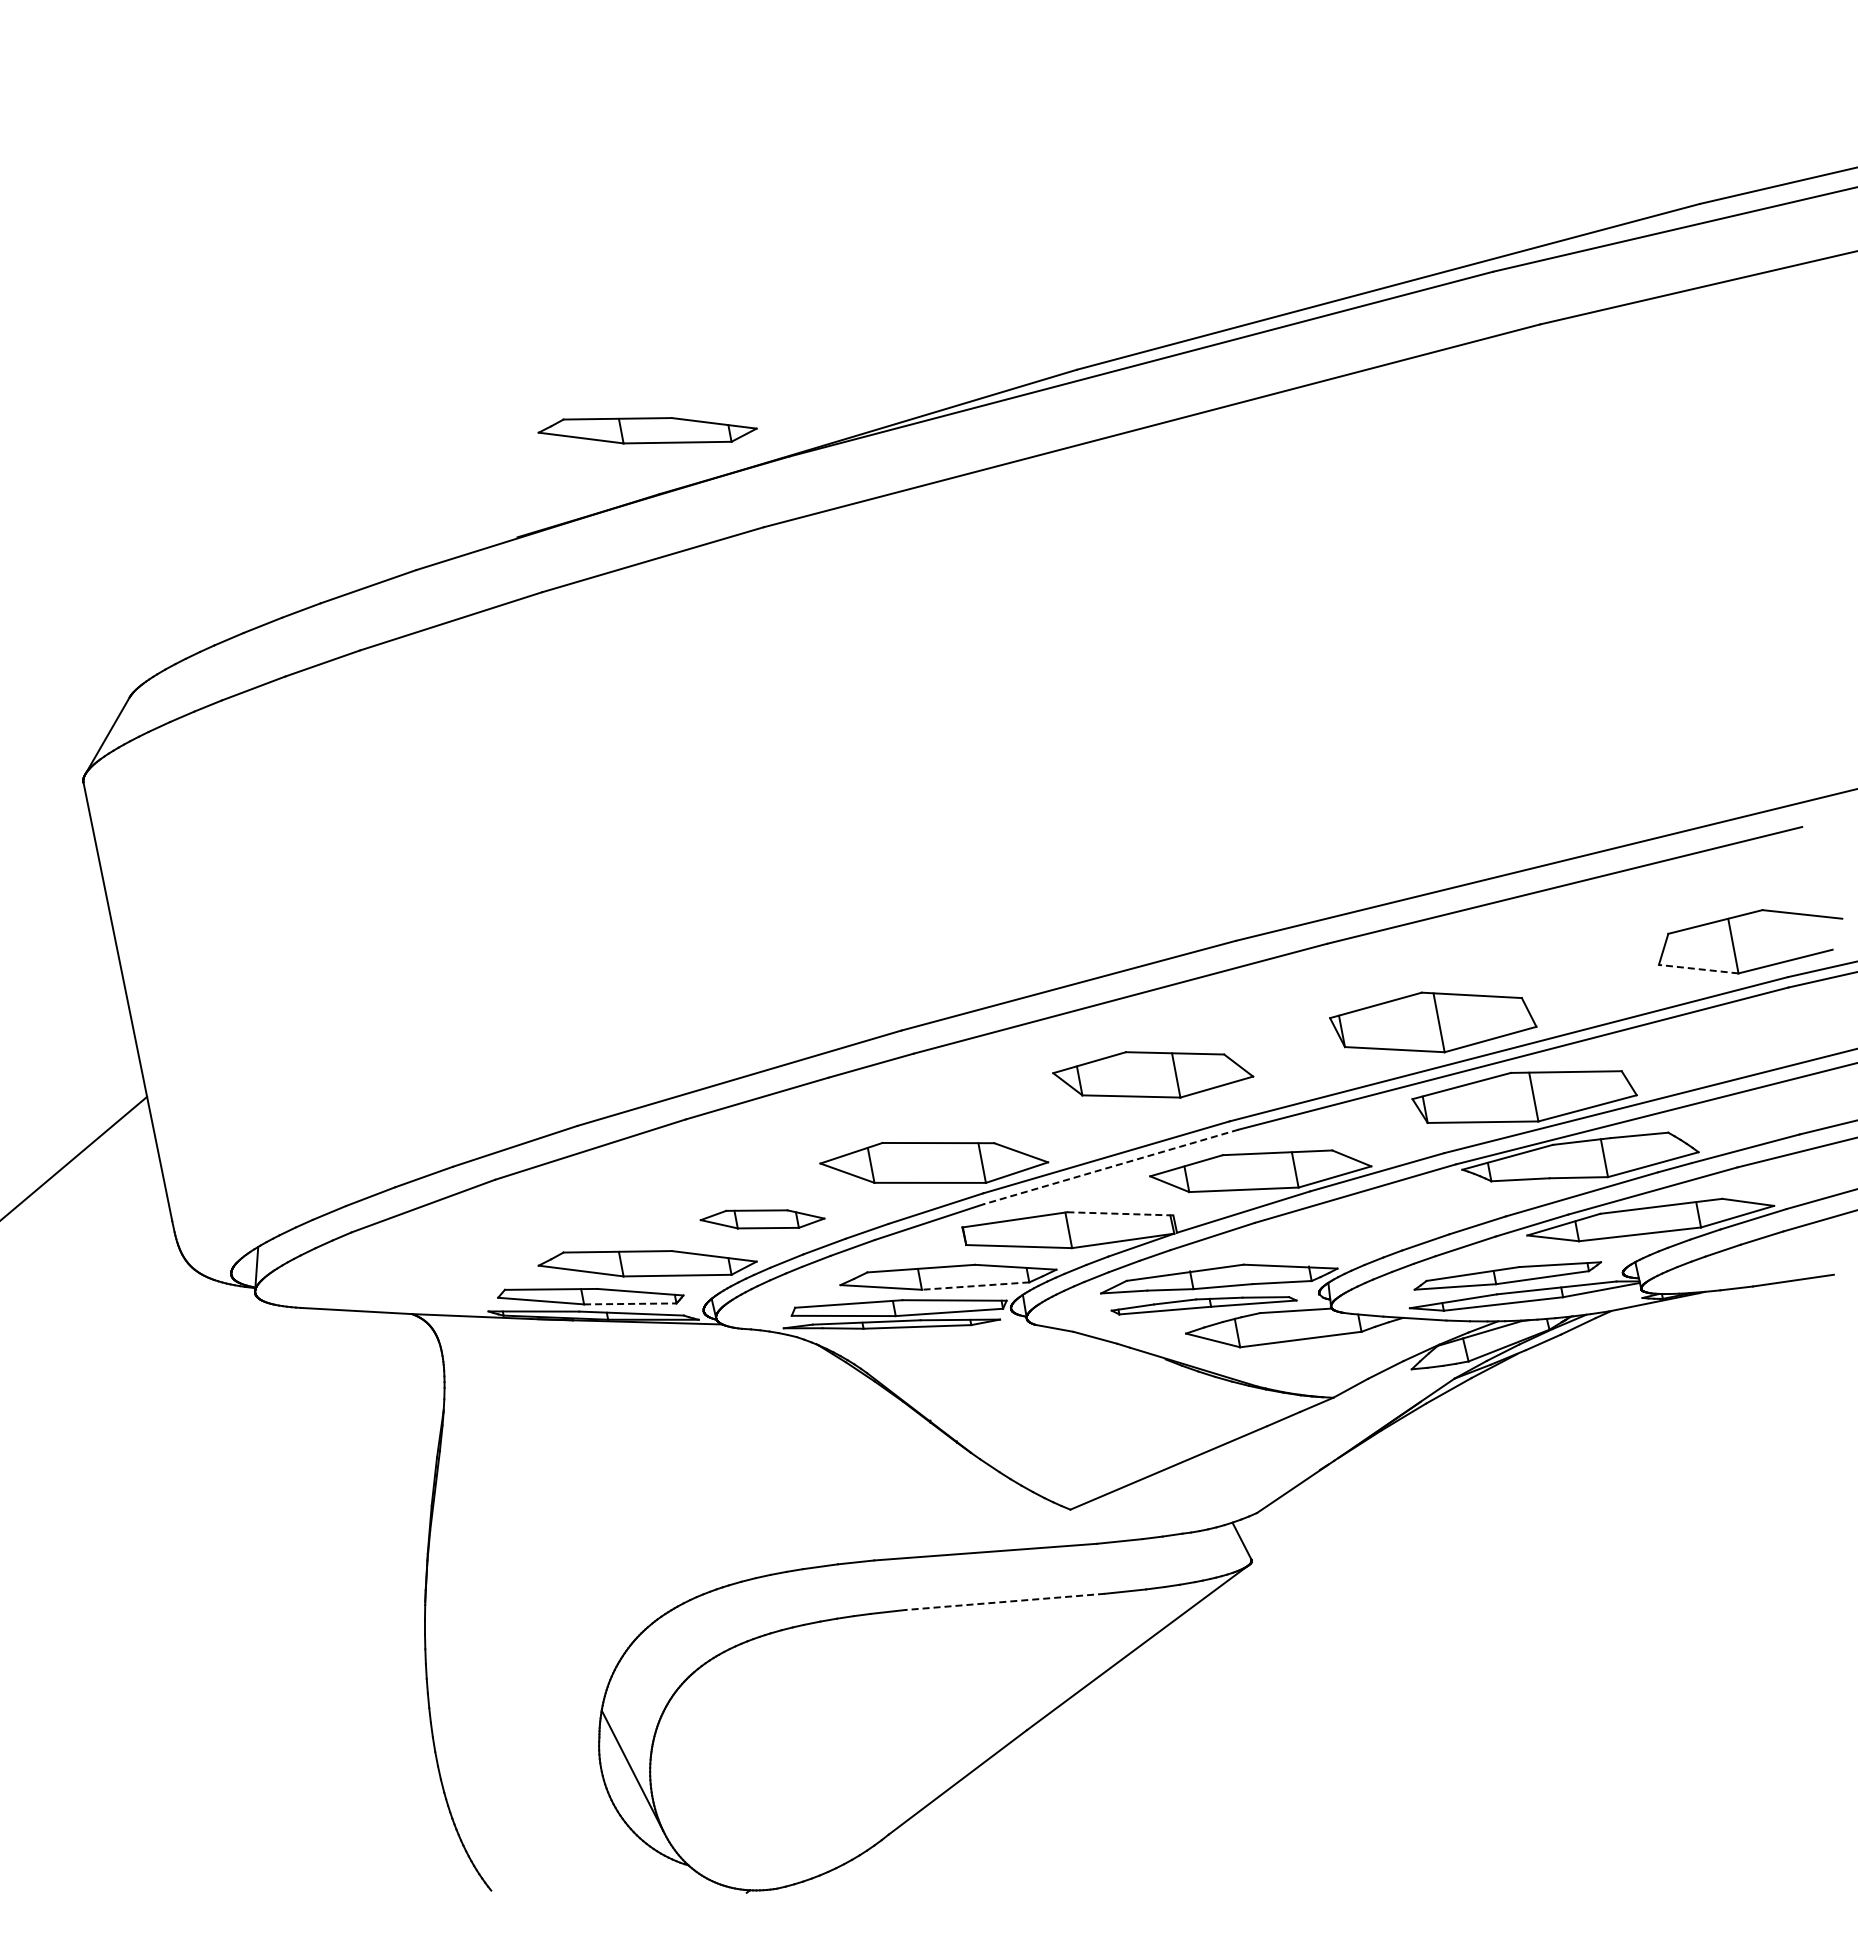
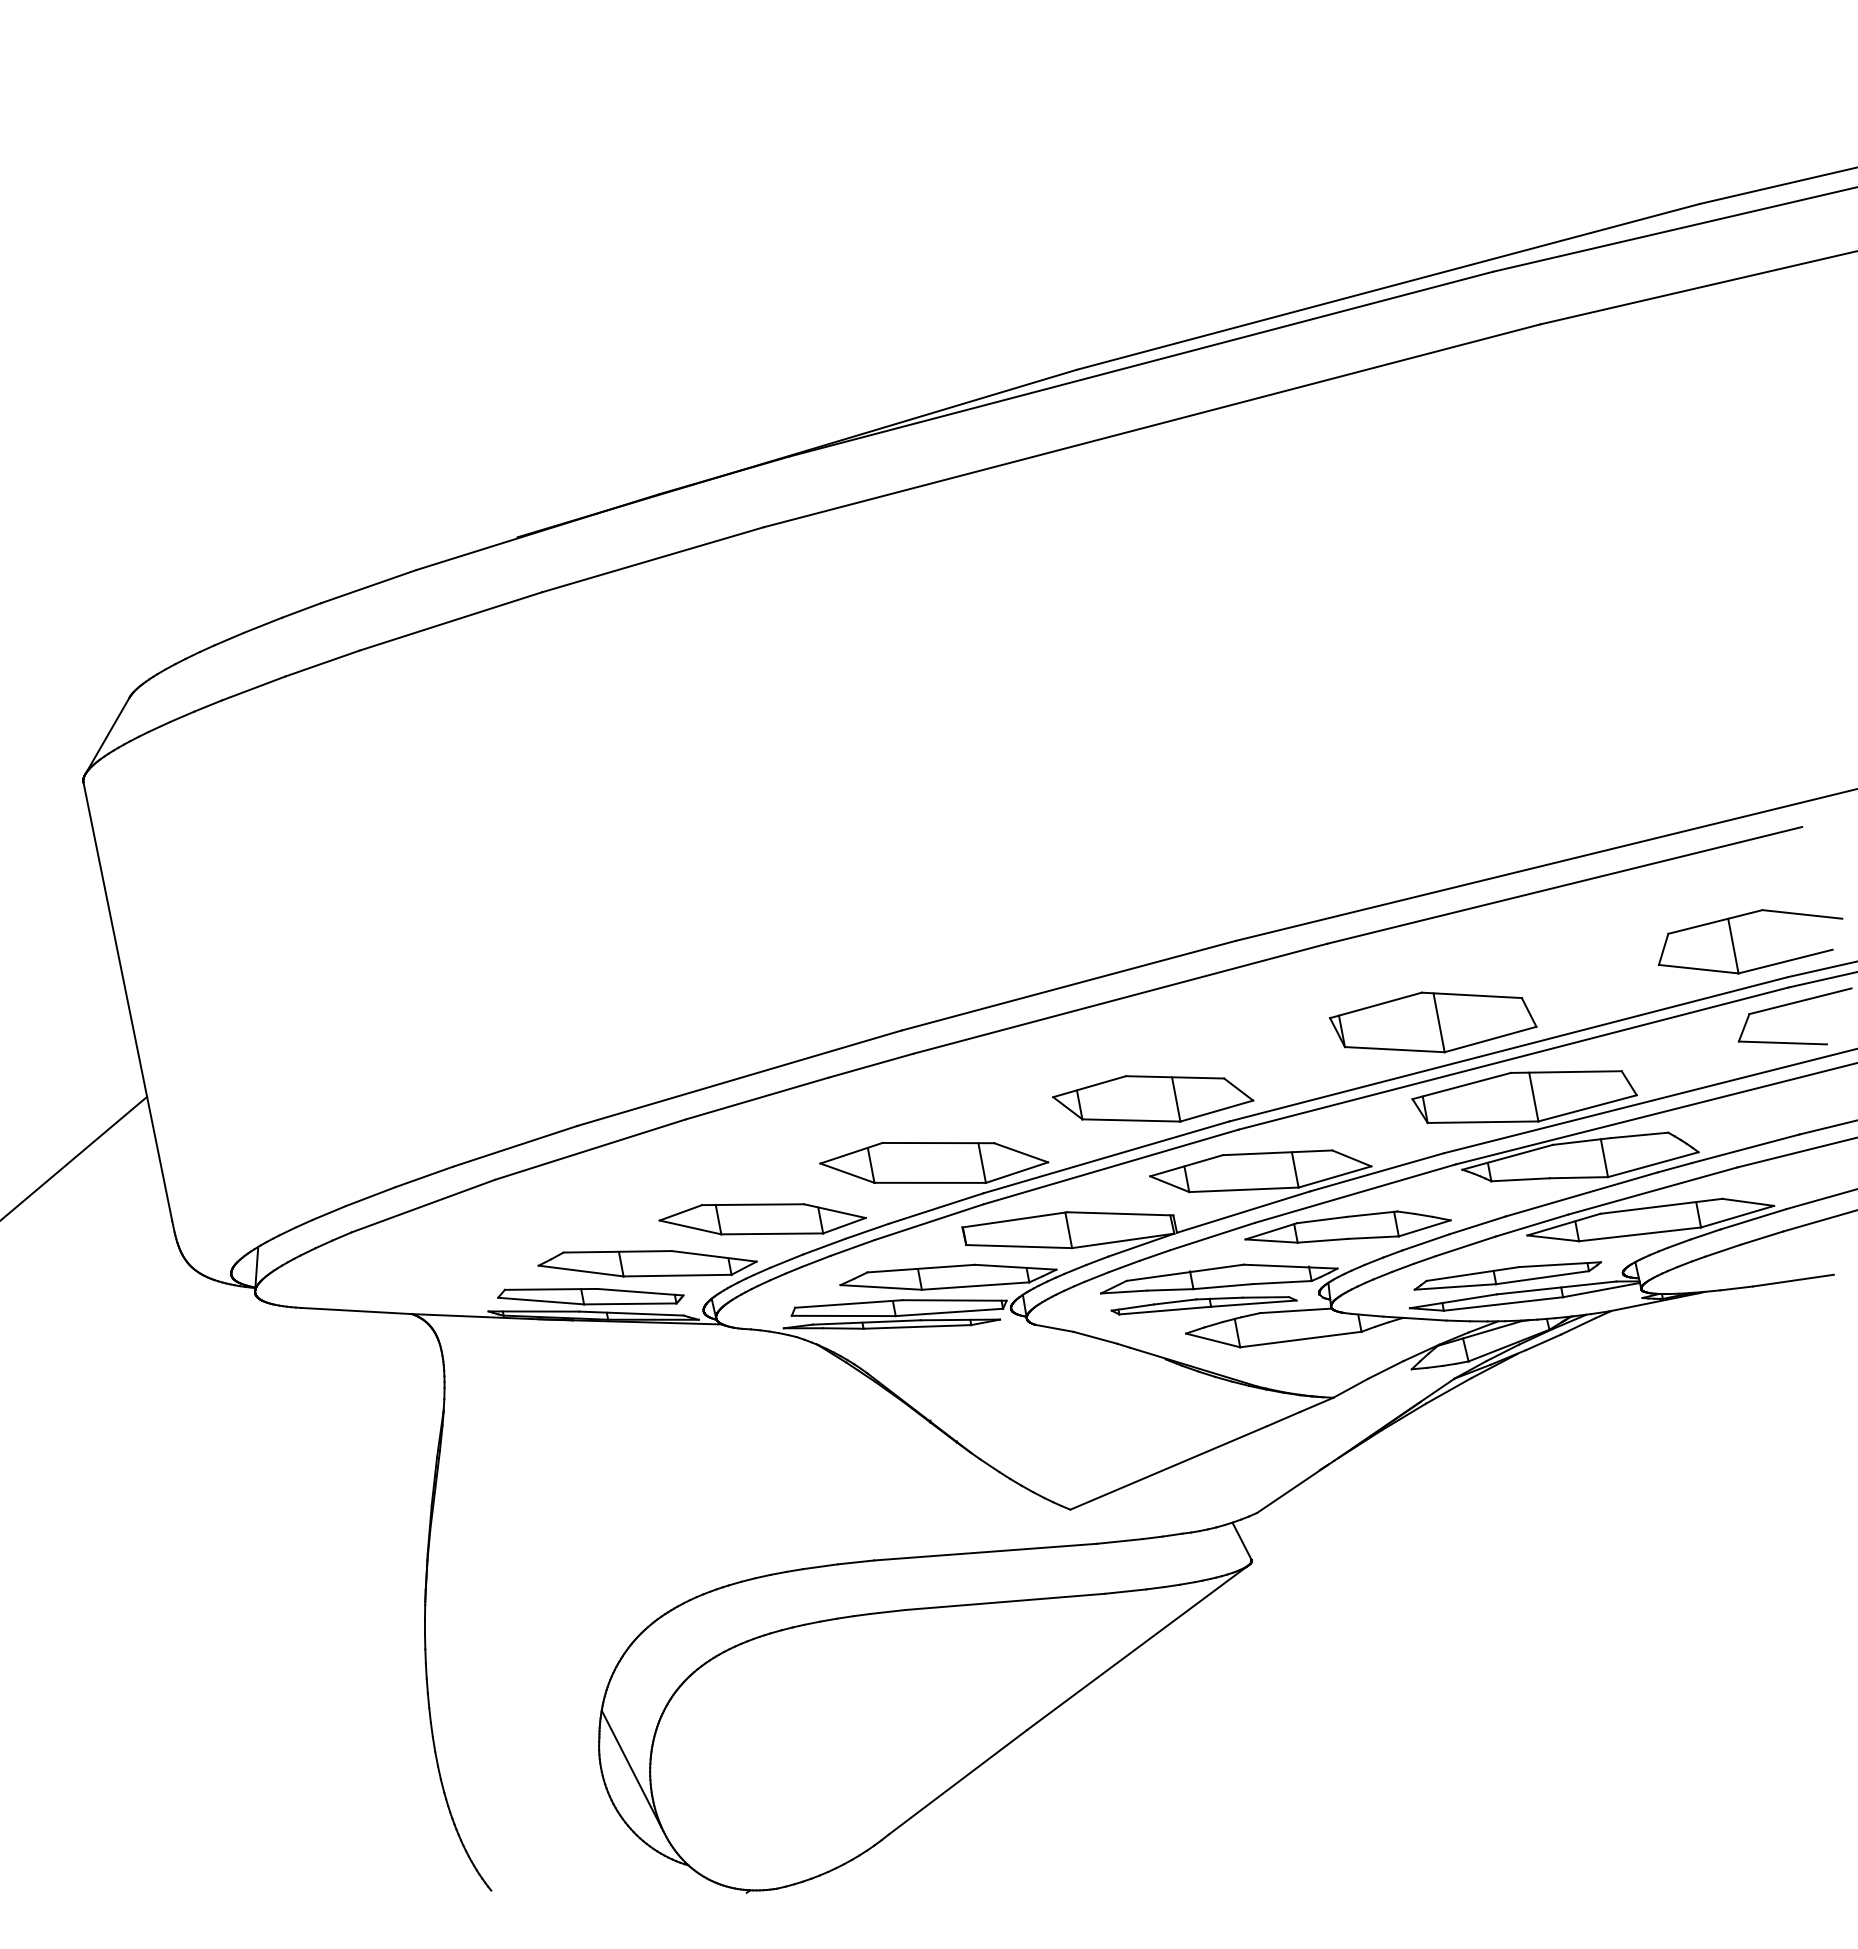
part: present -> none (647, 430)
line: dashed -> solid (1698, 969)
part: none -> present (1792, 1004)
part position: (1153, 1074) -> (1153, 1098) (1153, 1098)
line: dashed -> solid (1111, 1166)
line: dashed -> solid (1120, 1213)
part size: 127x21 px -> 209x33 px (762, 1219)
part: none -> present (1347, 1226)
line: dashed -> solid (975, 1286)
line: dashed -> solid (630, 1303)
line: dashed -> solid (1004, 1601)
